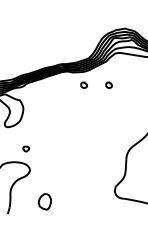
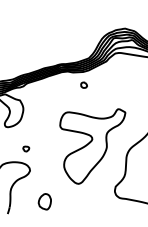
part: present -> none (108, 84)
part: none -> present (92, 146)
